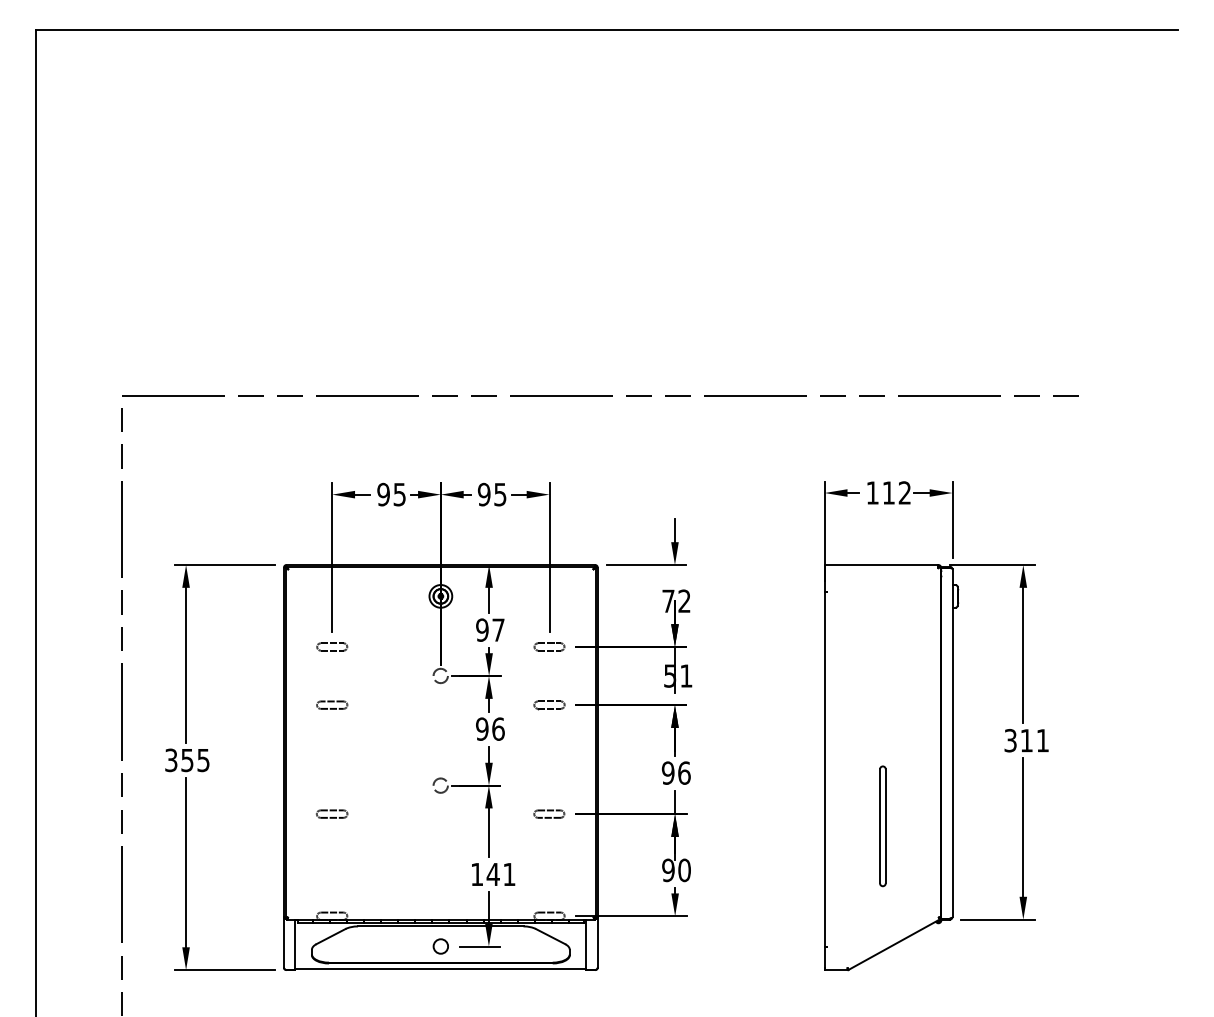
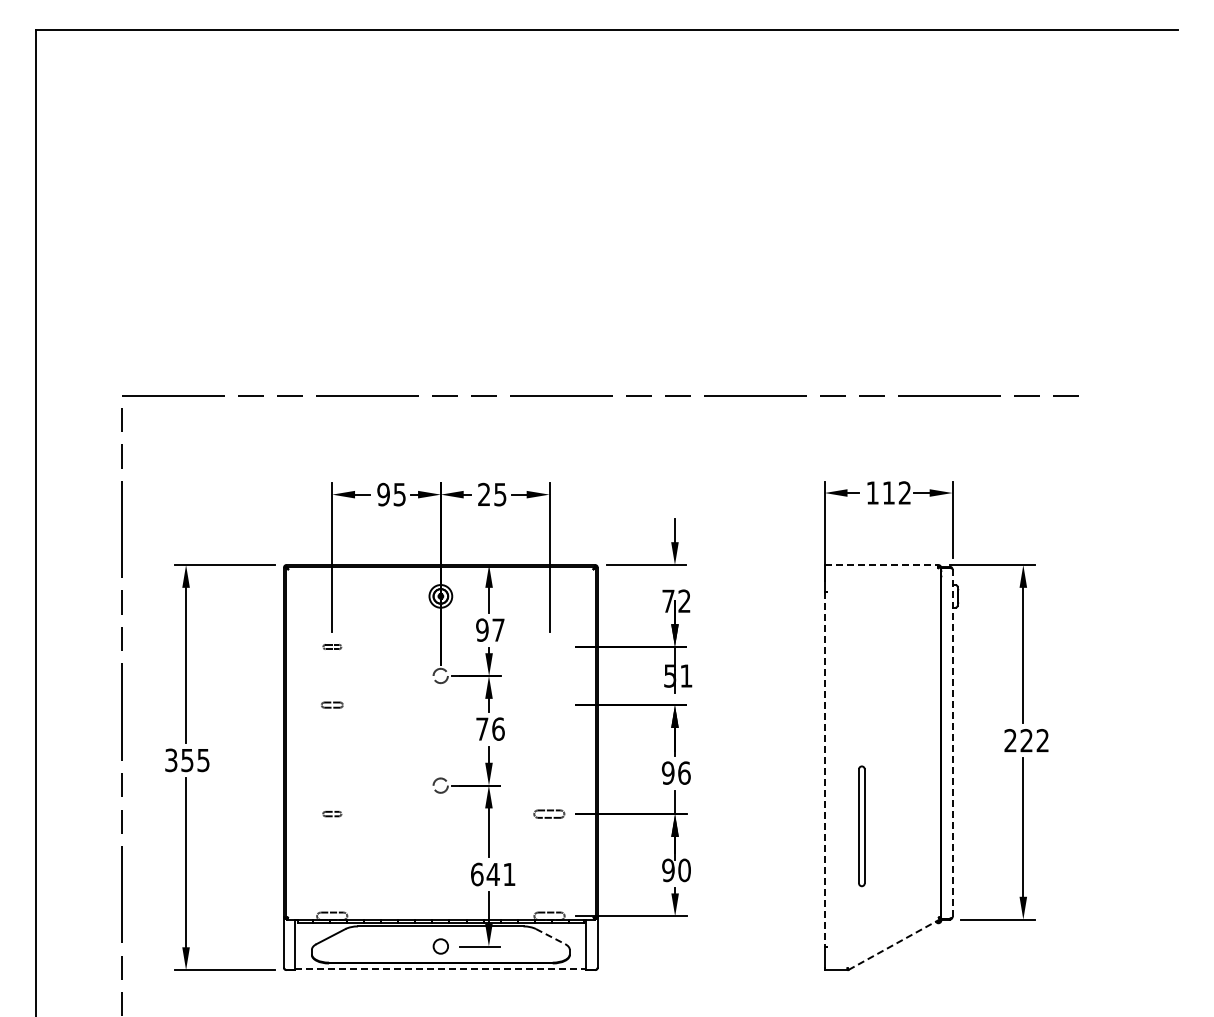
text: 95 -> 25 (483, 494)
line: solid -> dashed (881, 565)
part size: 33x10 px -> 21x6 px (332, 646)
part: present -> none (549, 646)
part size: 33x10 px -> 23x8 px (332, 704)
part: present -> none (549, 705)
text: 96 -> 76 (482, 728)
text: 311 -> 222 (1026, 740)
line: solid -> dashed (952, 743)
line: solid -> dashed (824, 769)
part size: 33x10 px -> 21x8 px (332, 813)
part position: (882, 826) -> (861, 826) (861, 826)
text: 141 -> 641 (477, 874)
line: solid -> dashed (551, 936)
line: solid -> dashed (894, 944)
line: solid -> dashed (441, 968)
